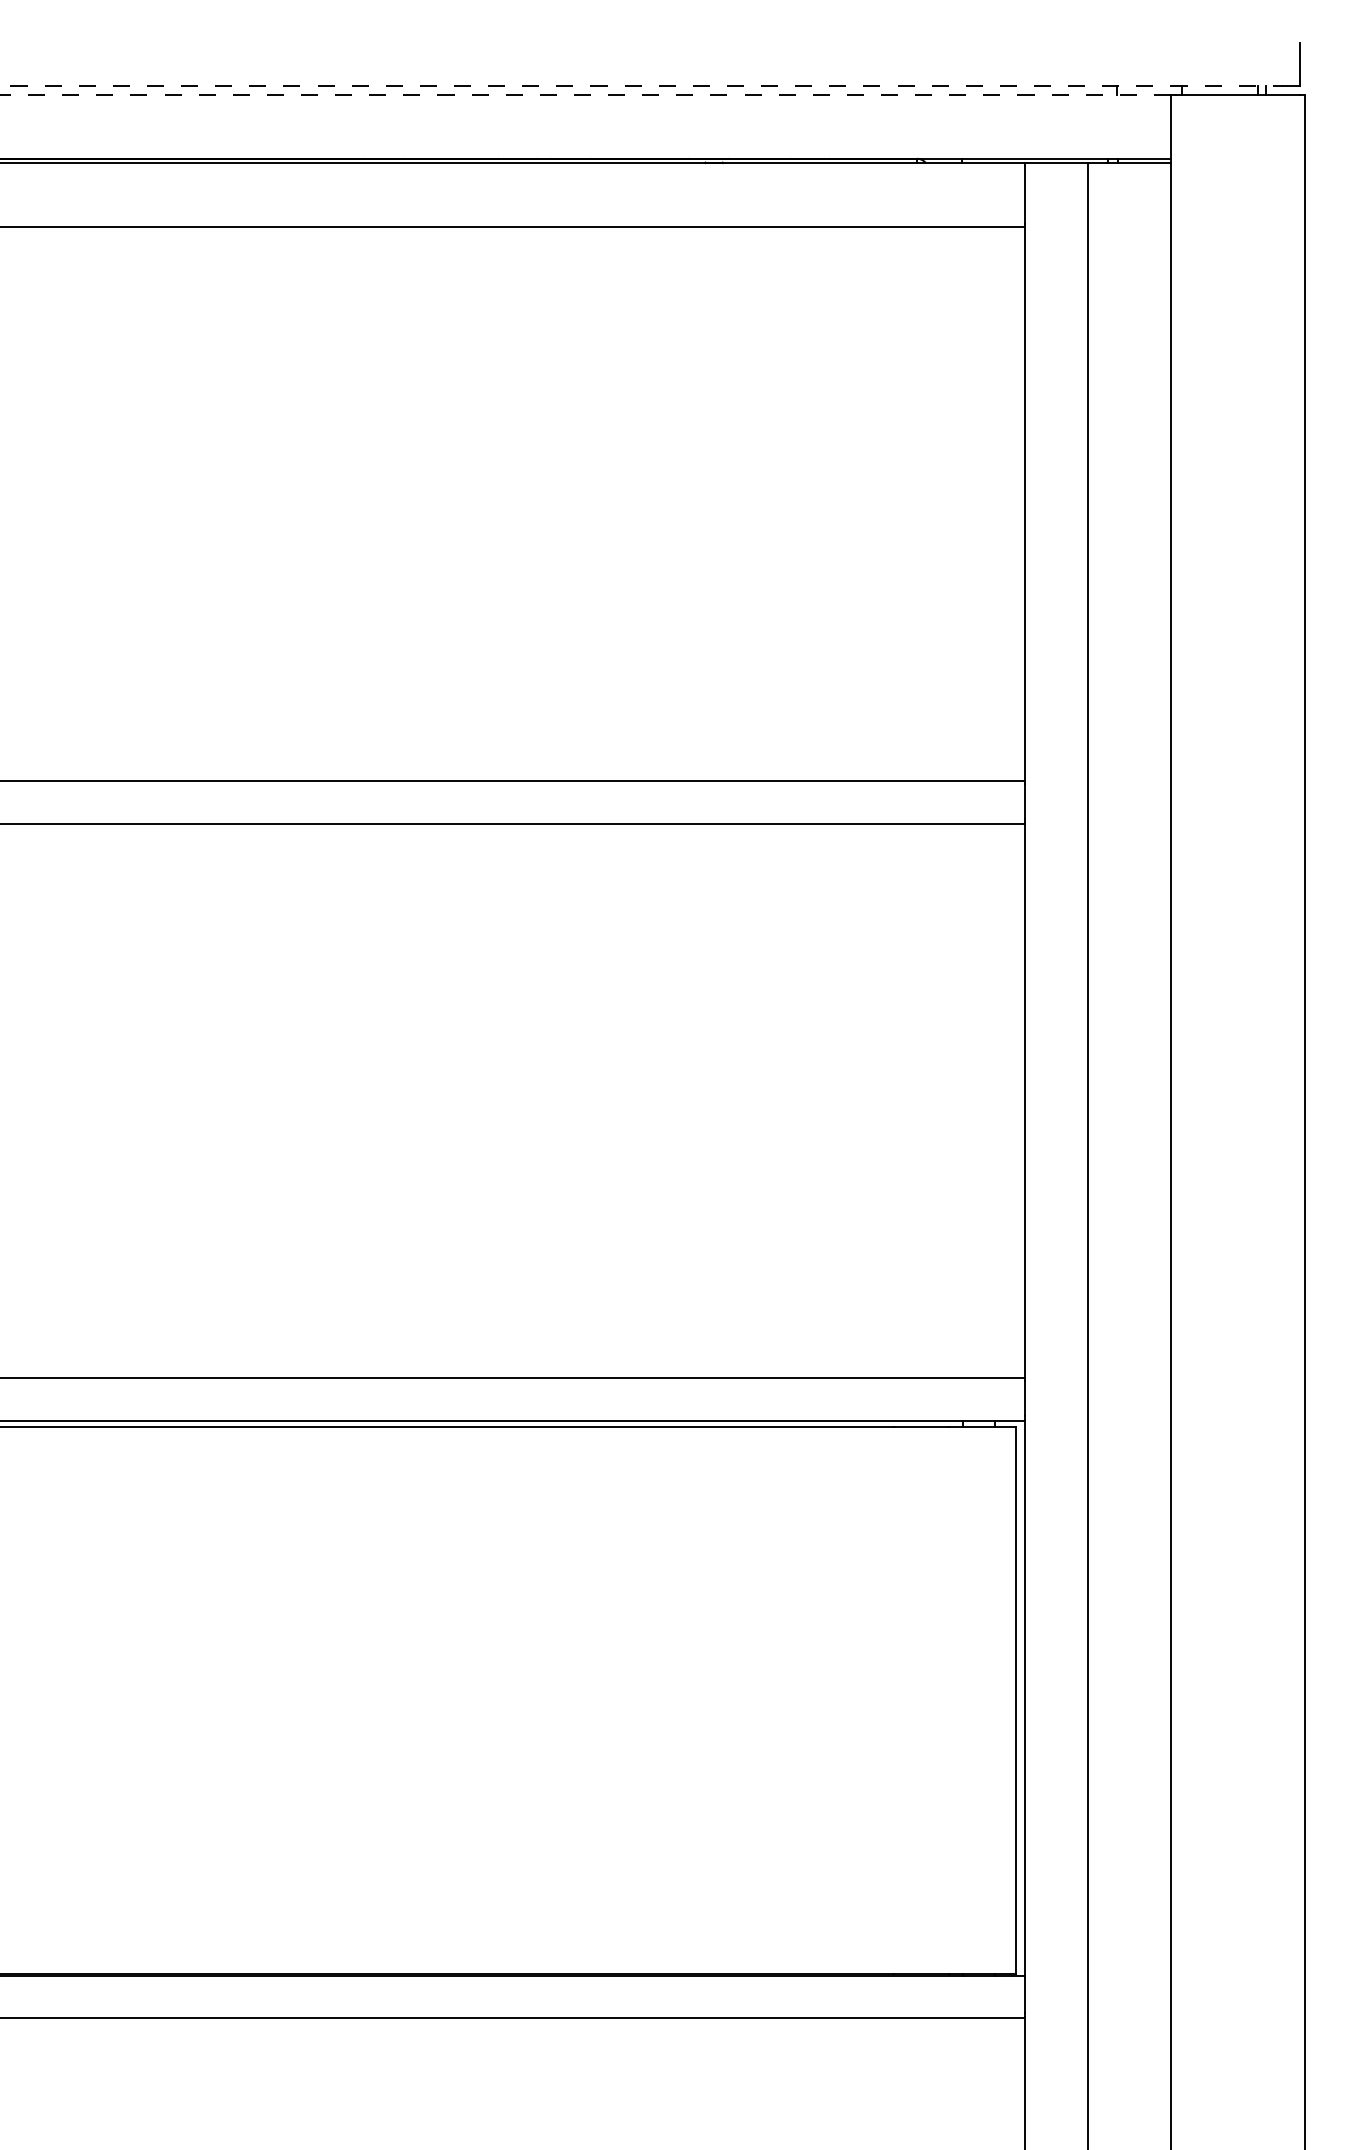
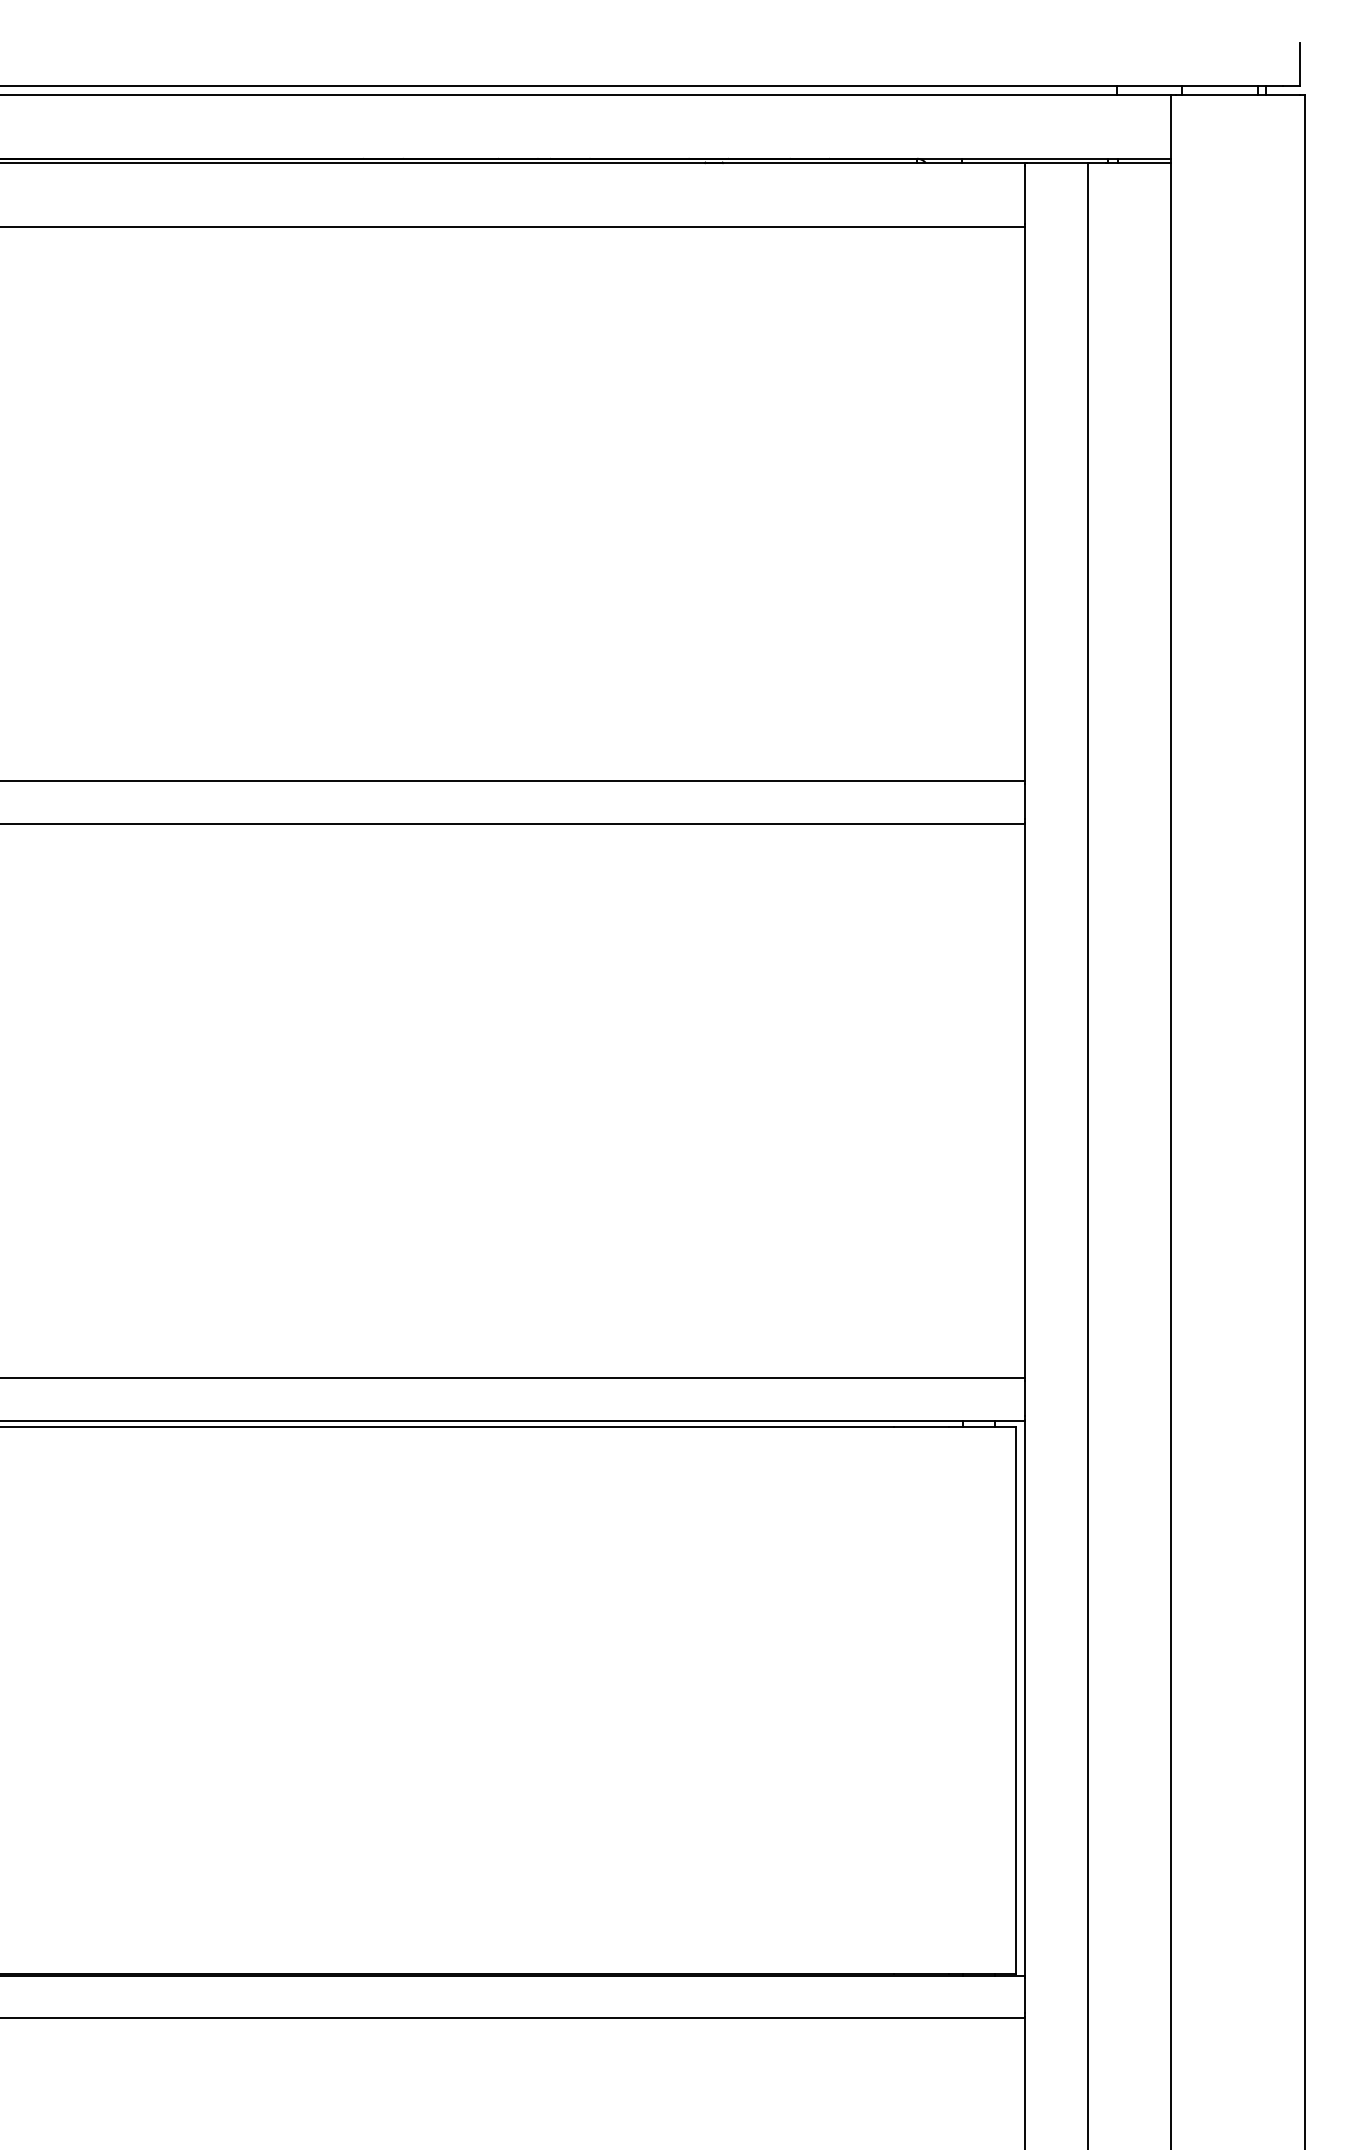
line: dashed -> solid (642, 85)
line: dashed -> solid (585, 94)
